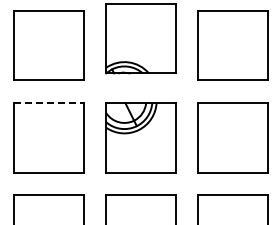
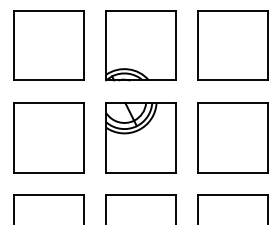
part position: (140, 38) -> (140, 45) (140, 45)
line: dashed -> solid (48, 103)
